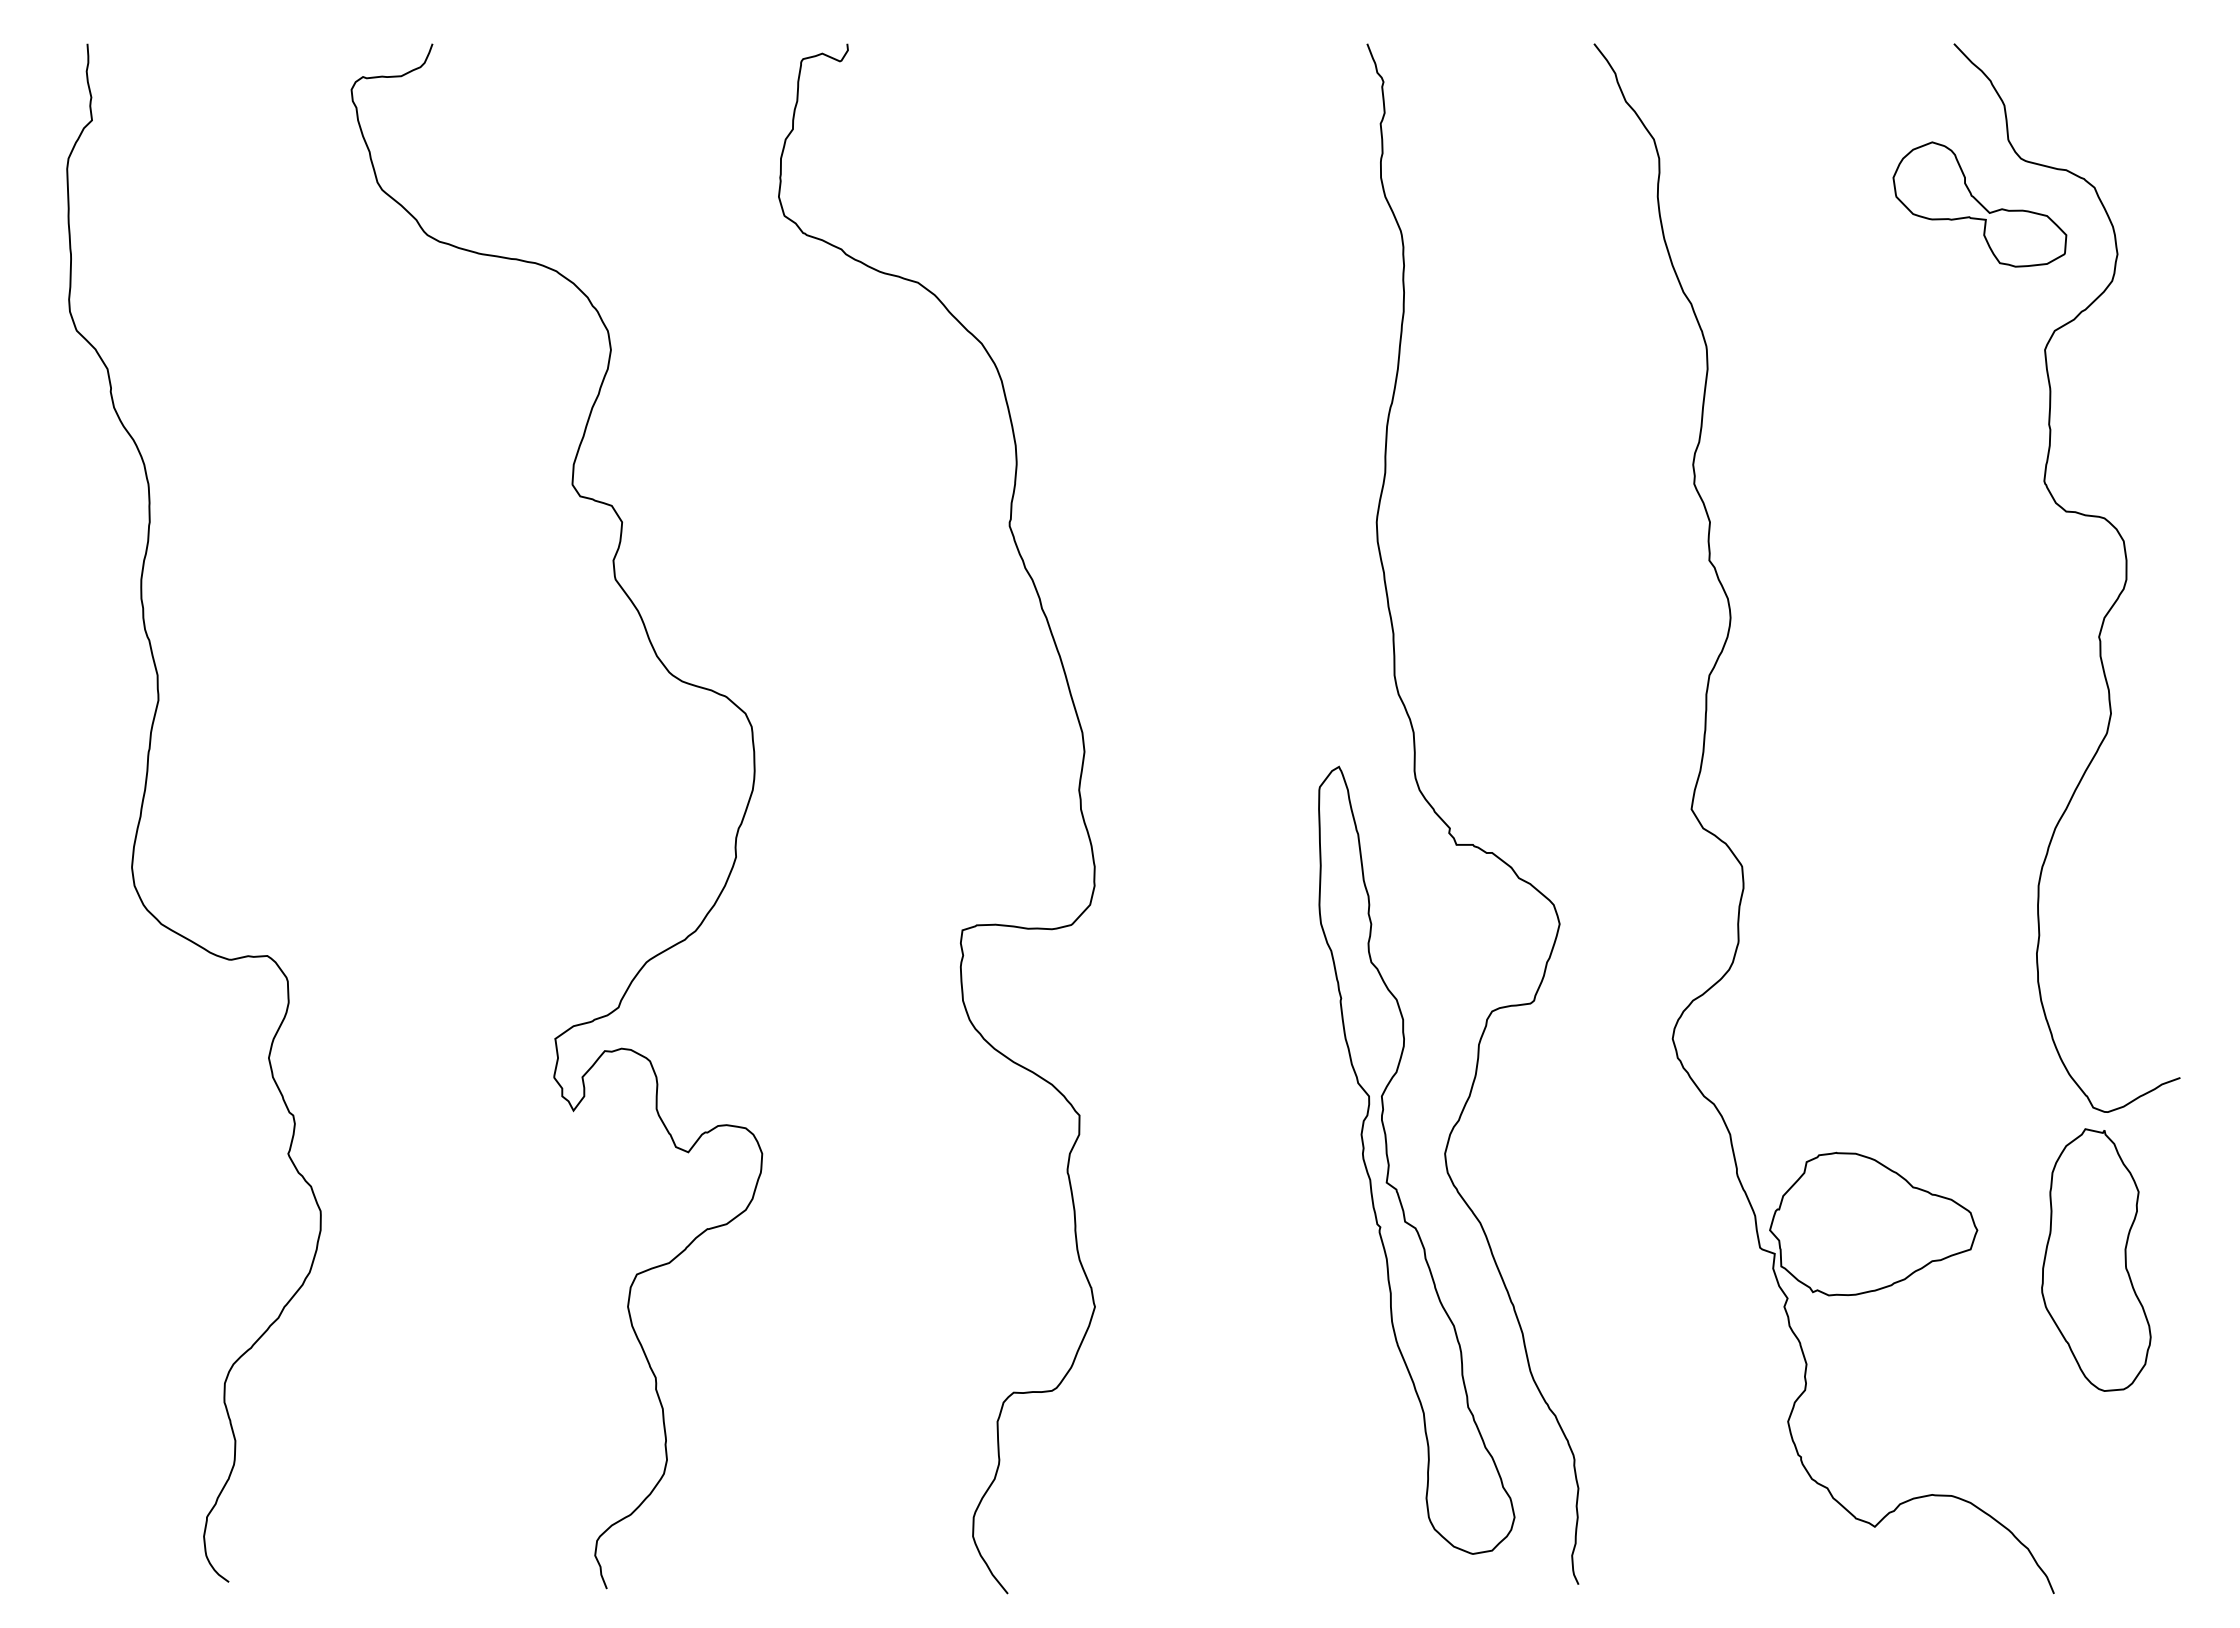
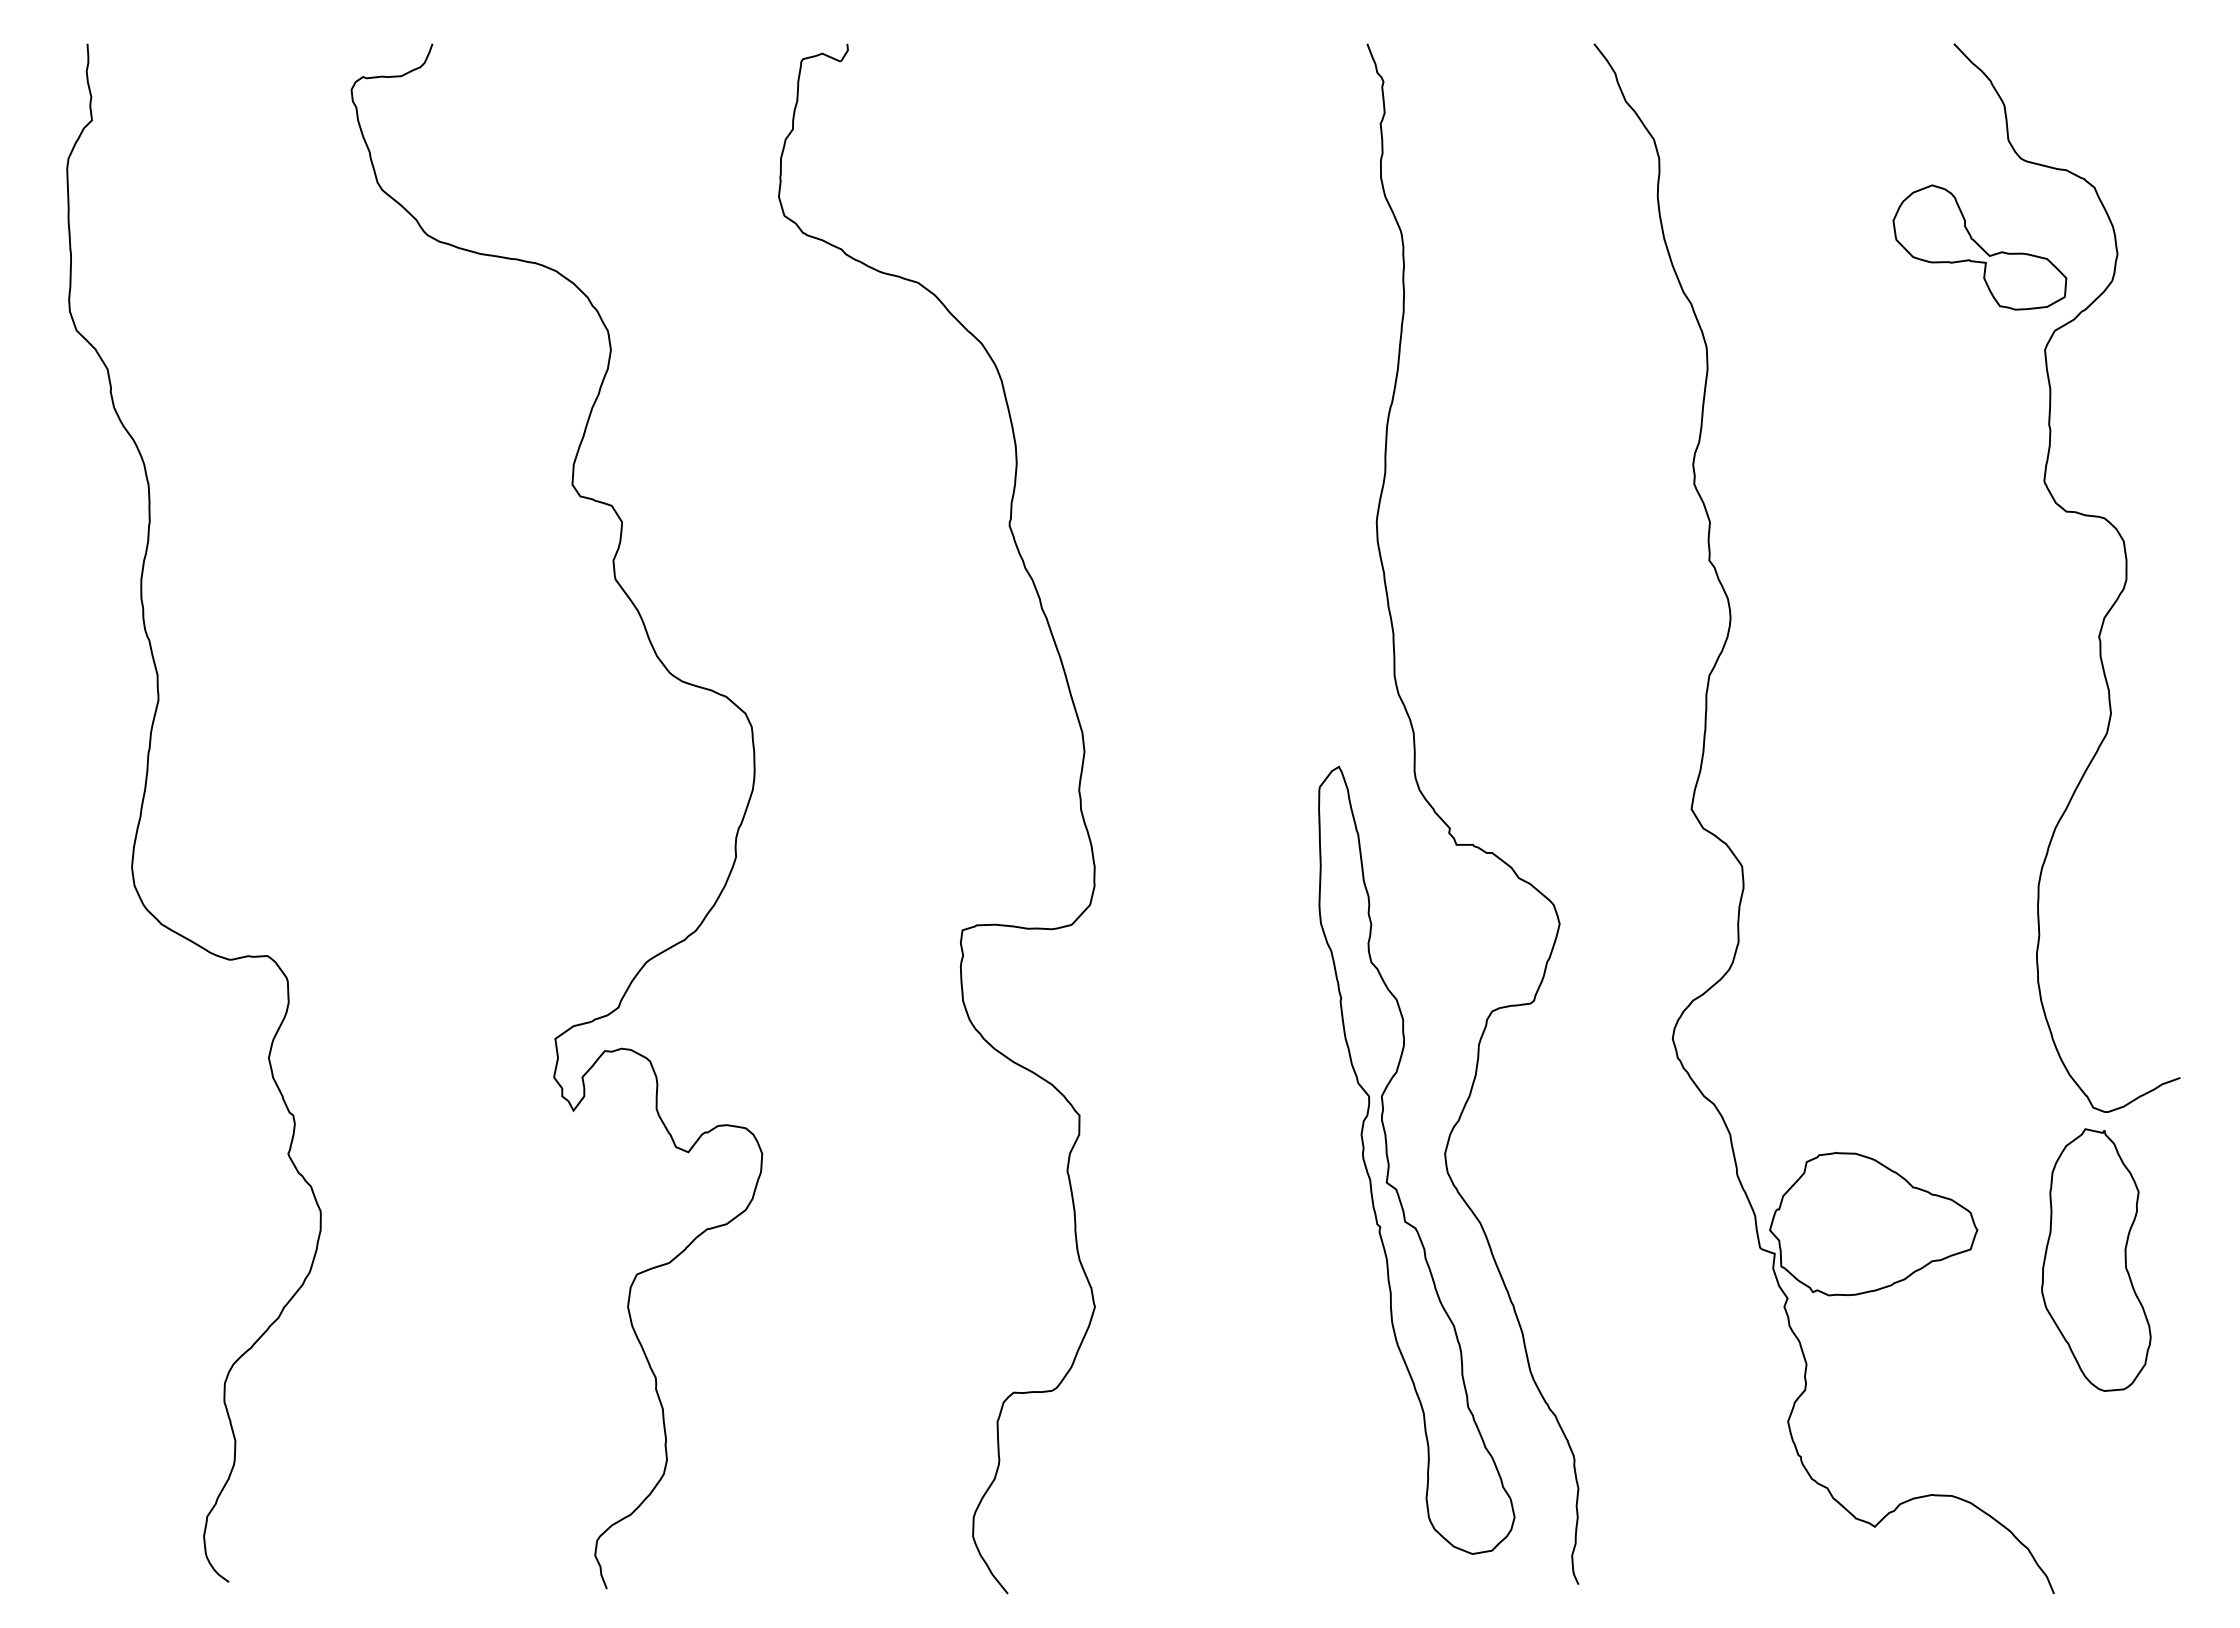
part position: (1979, 204) -> (1979, 247) (1979, 247)
